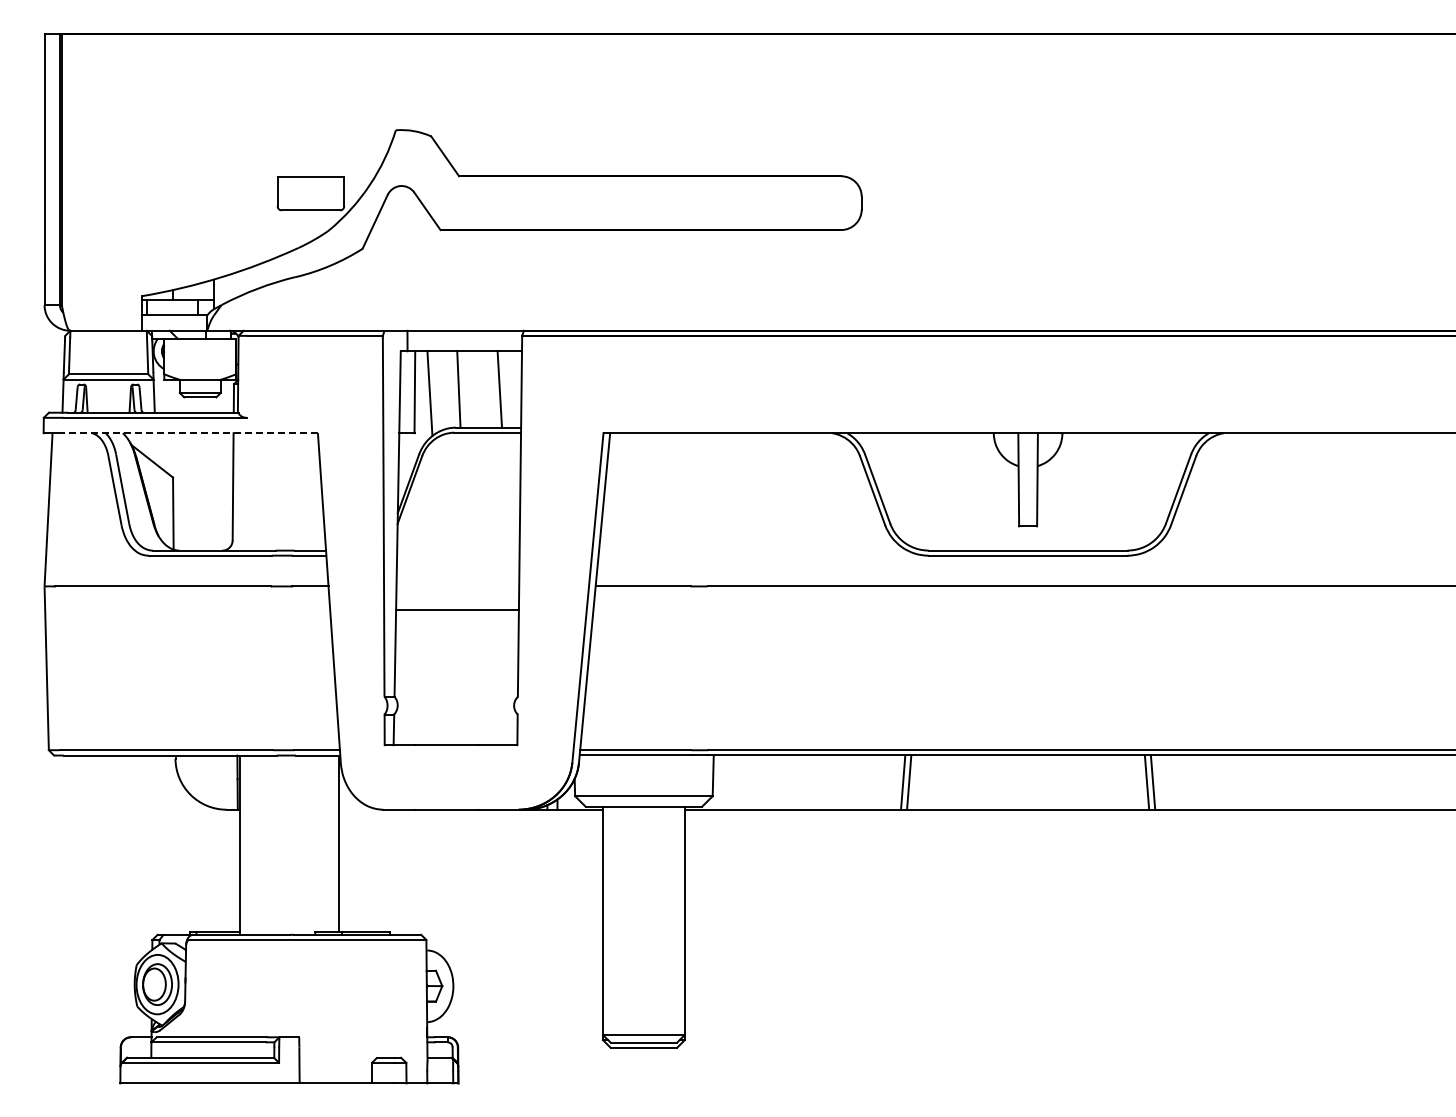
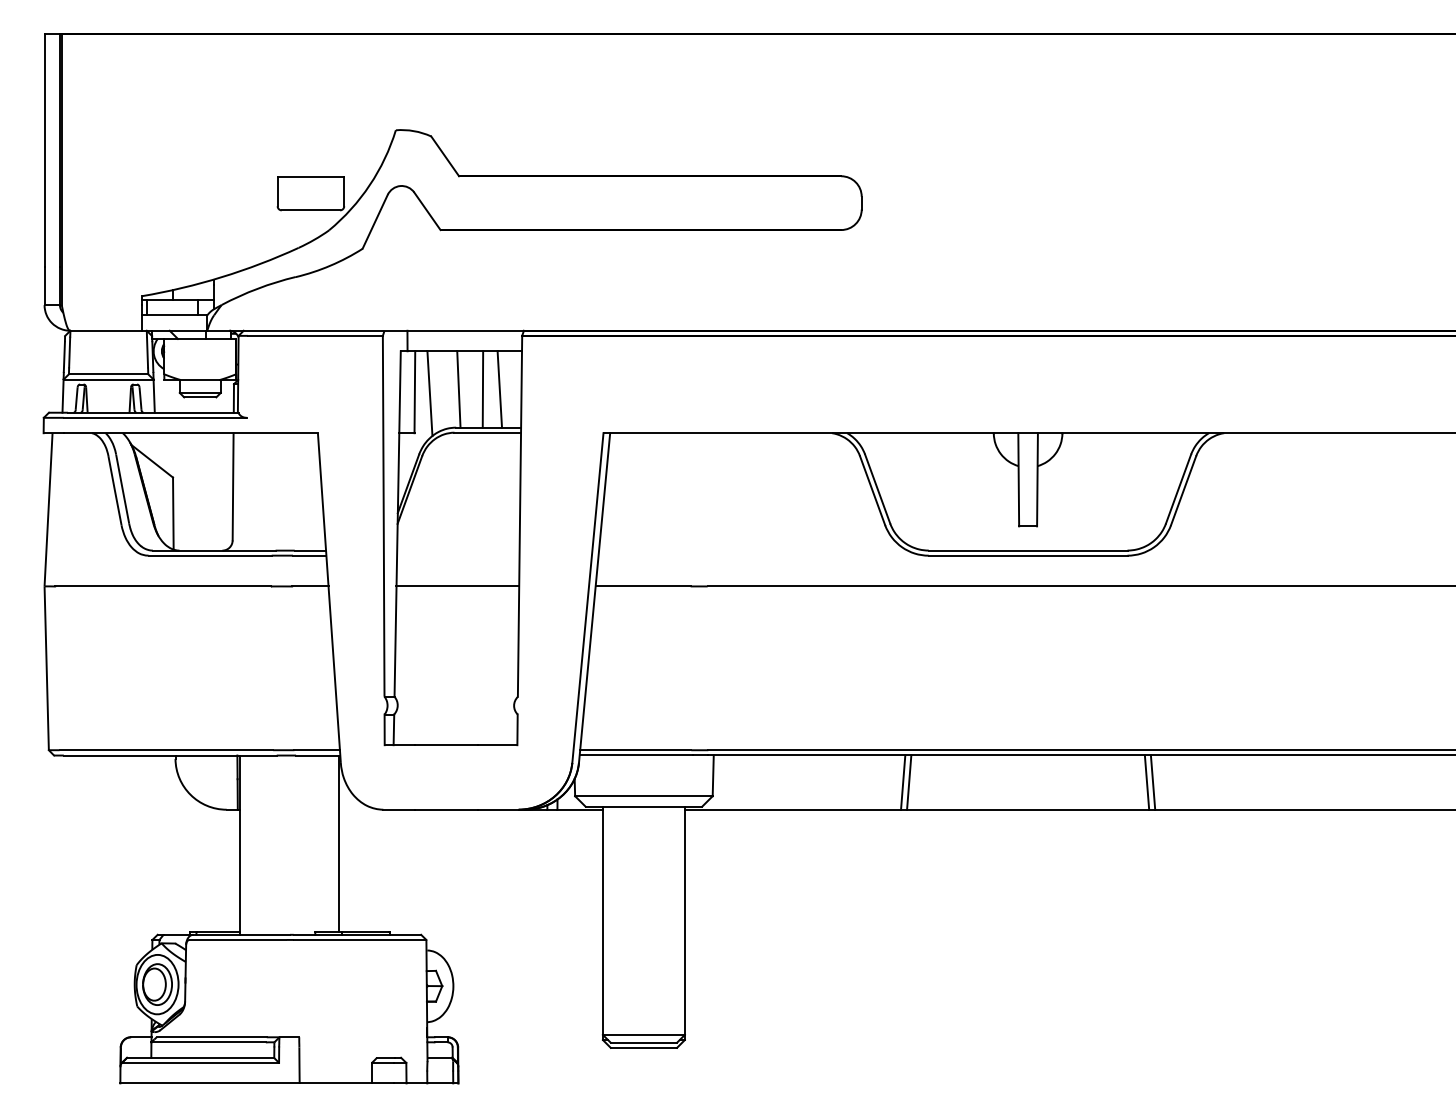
line: none -> present (482, 389)
line: dashed -> solid (190, 433)
line position: (457, 610) -> (457, 586) (457, 586)
